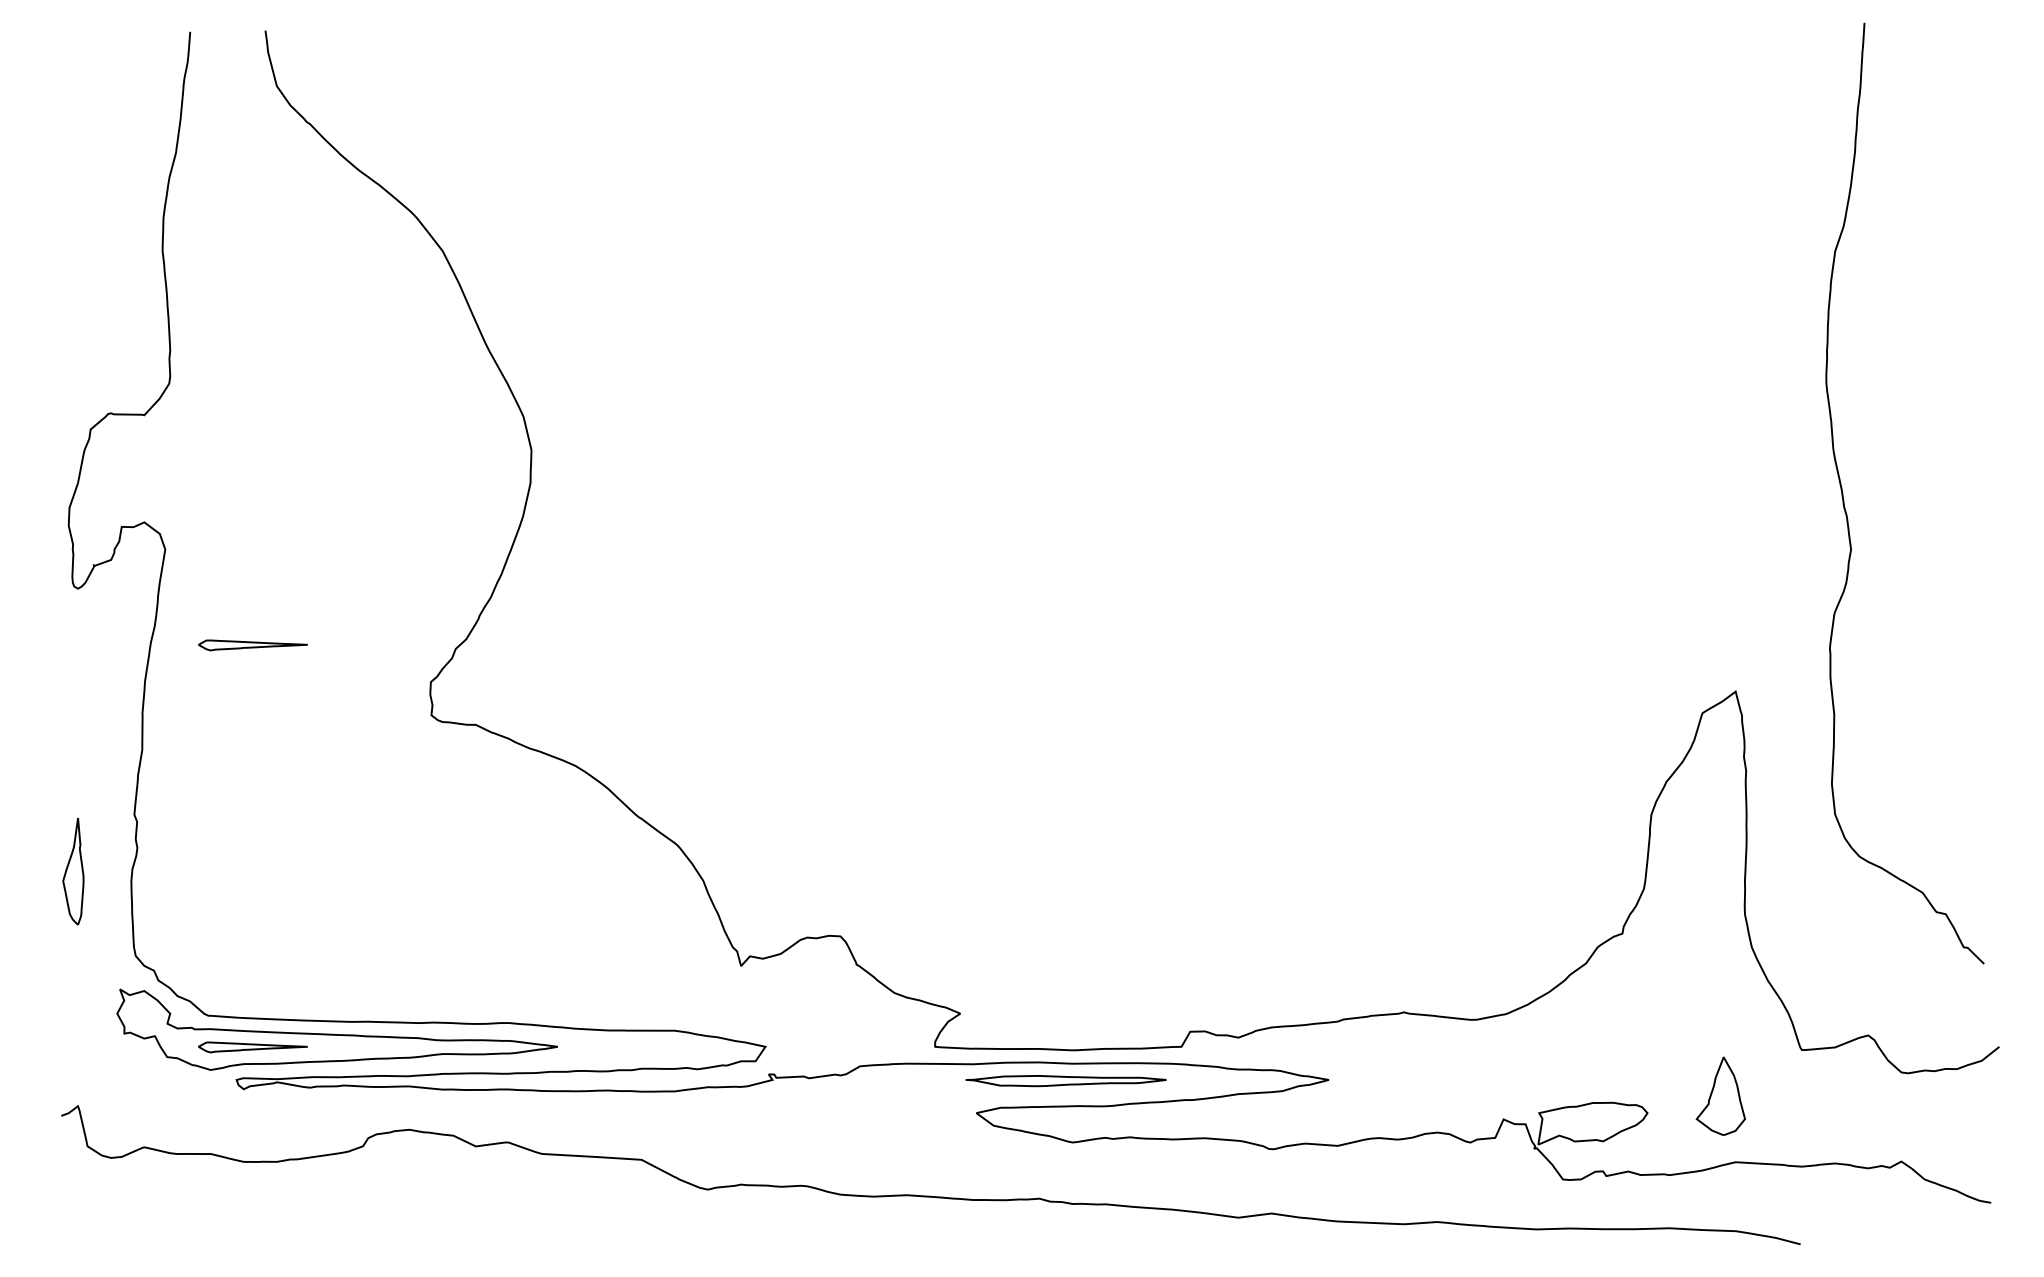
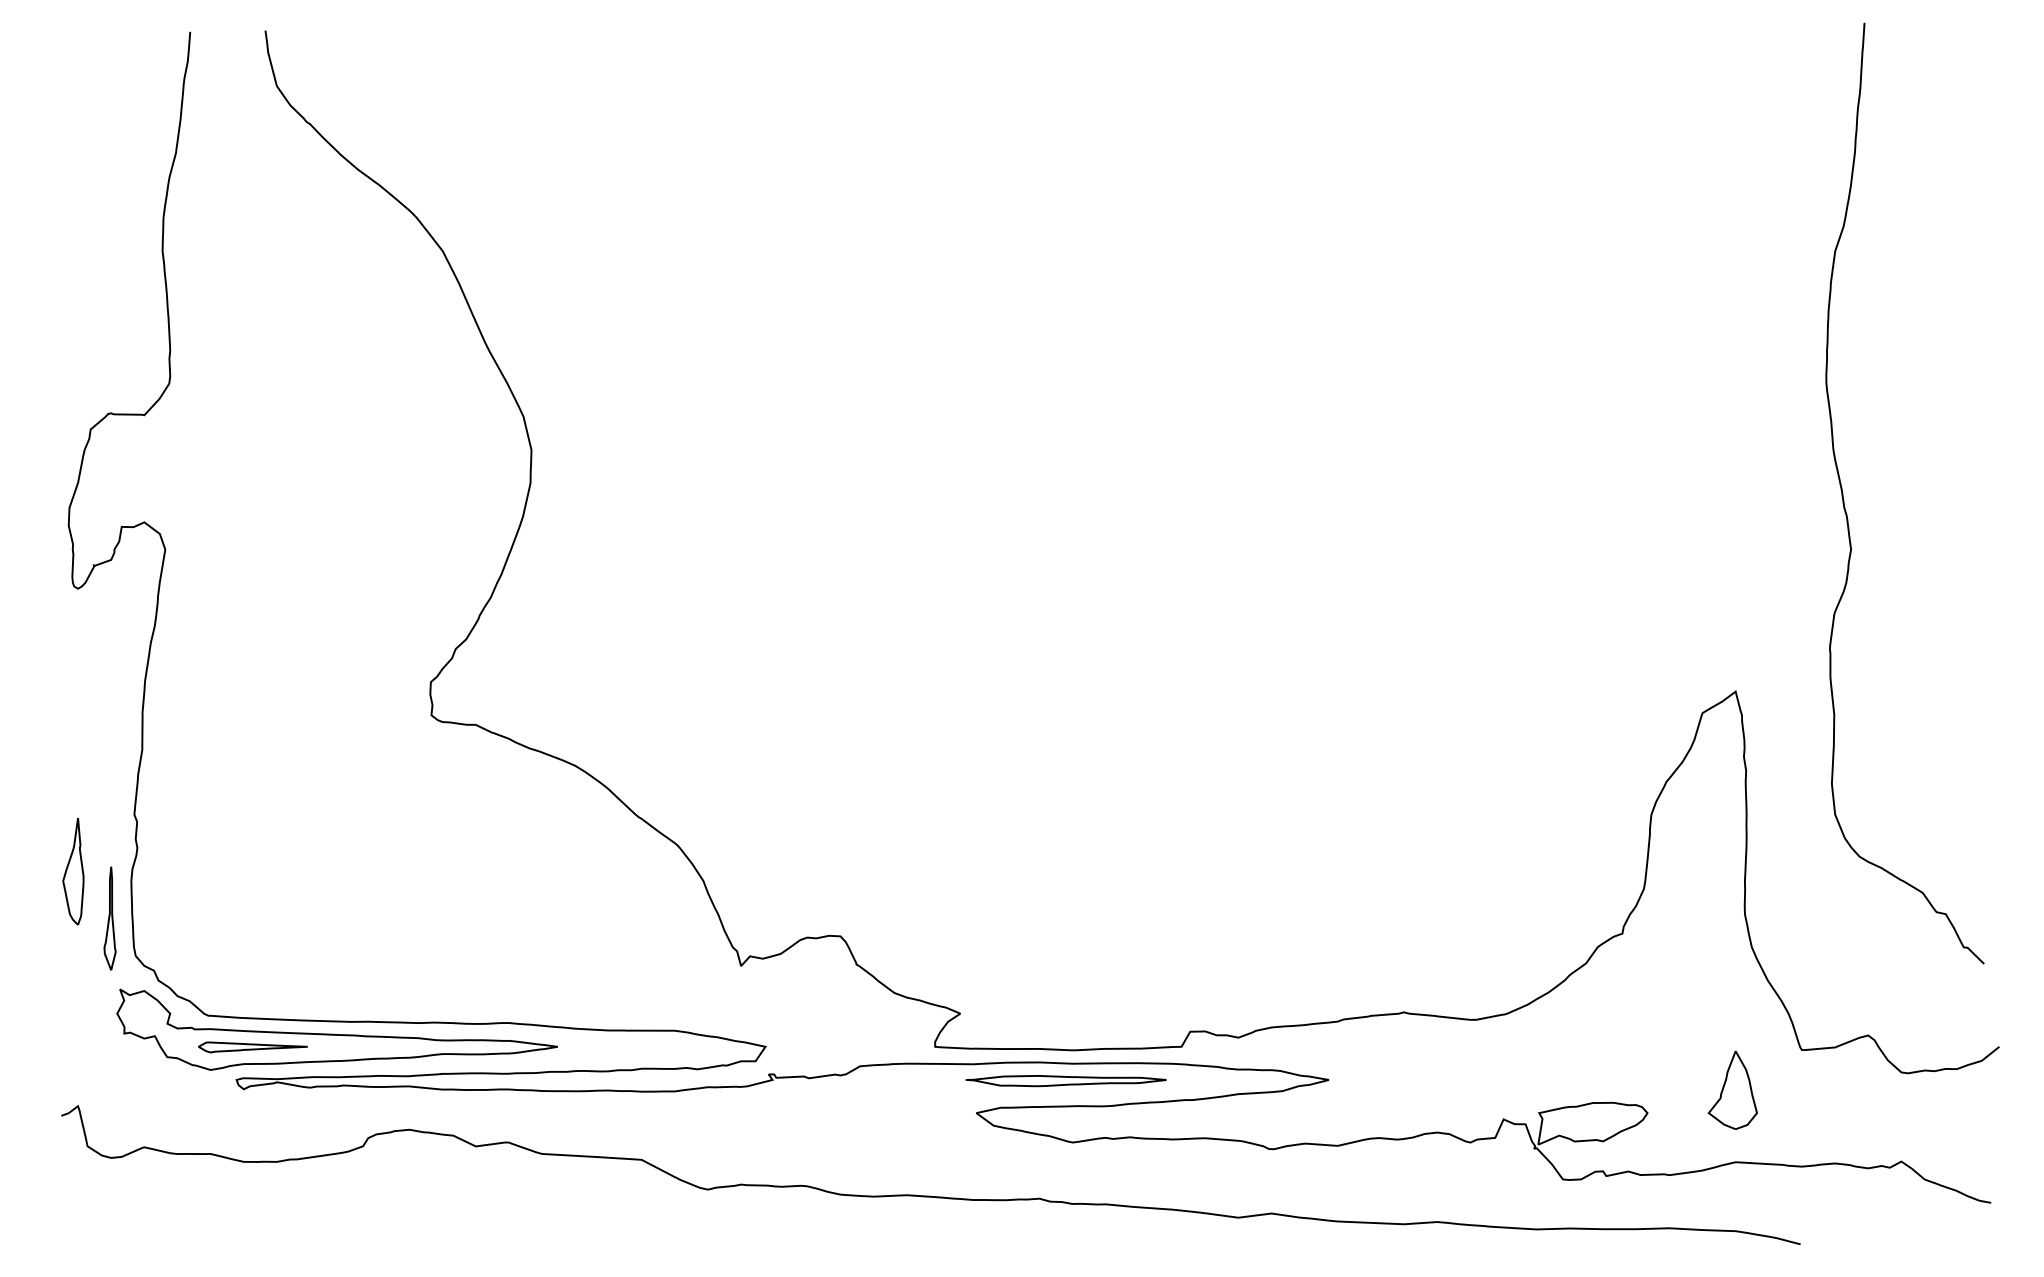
part: present -> none (252, 645)
part: none -> present (109, 918)
part position: (1720, 1095) -> (1732, 1089) (1732, 1089)
